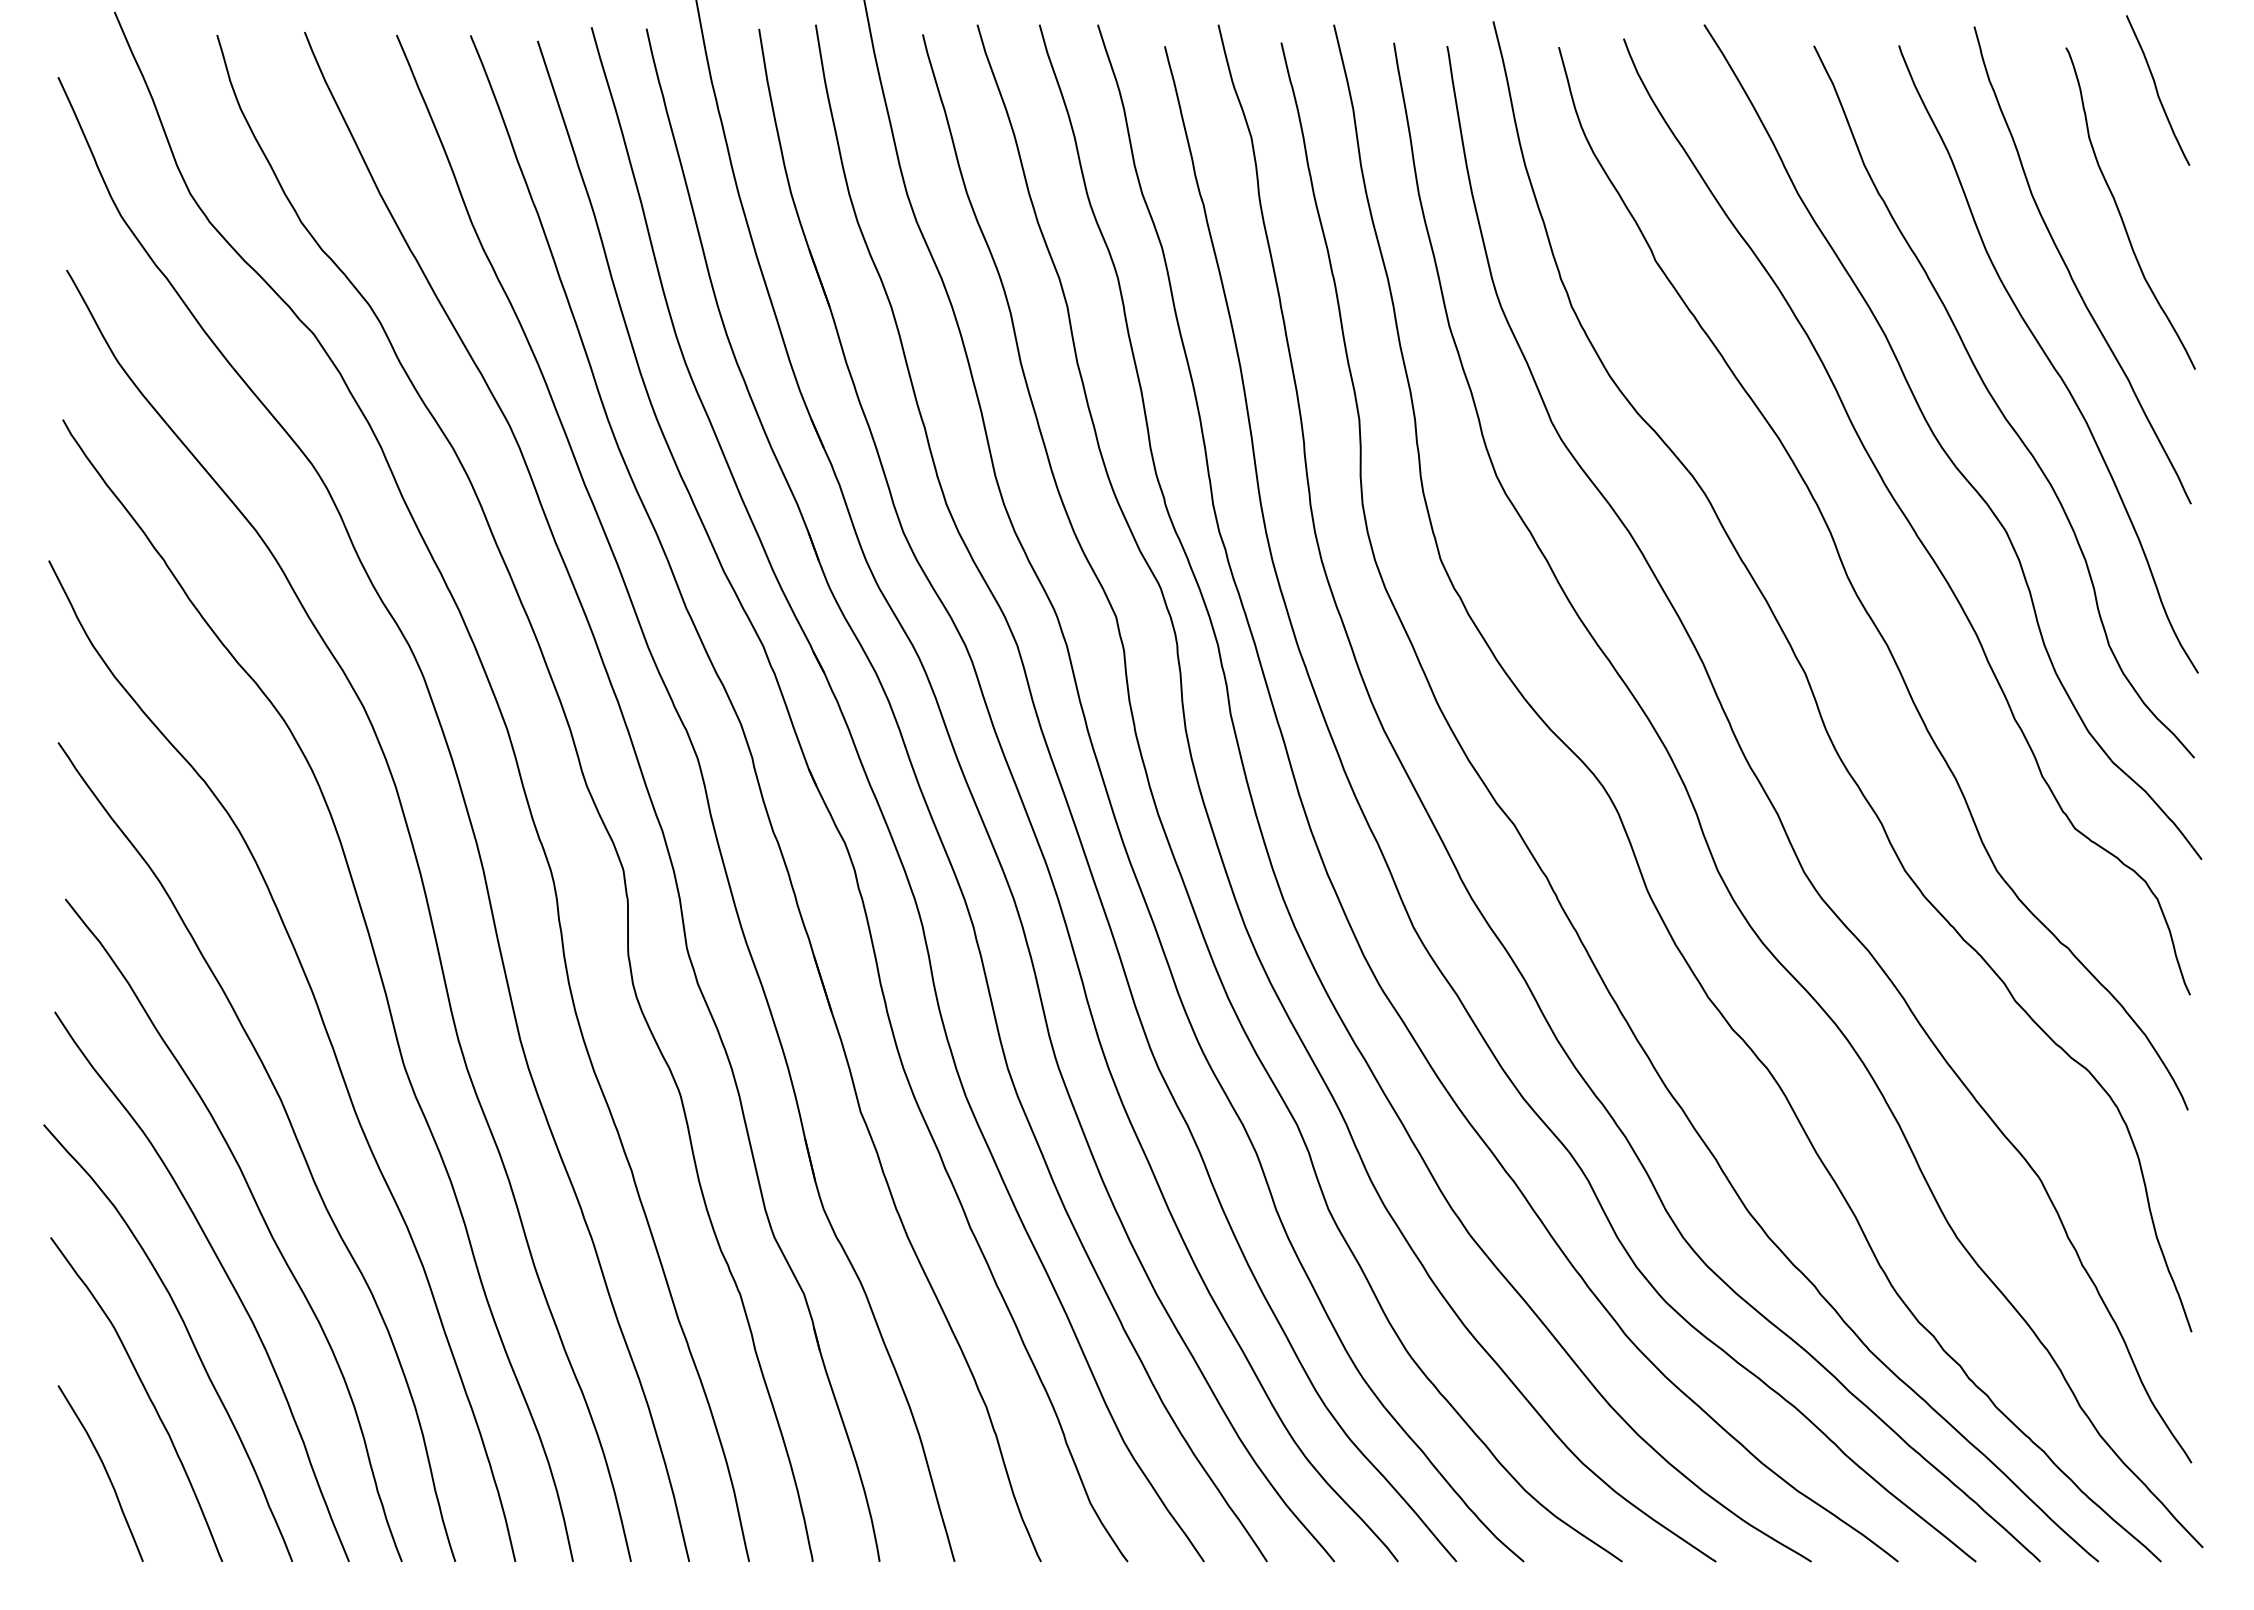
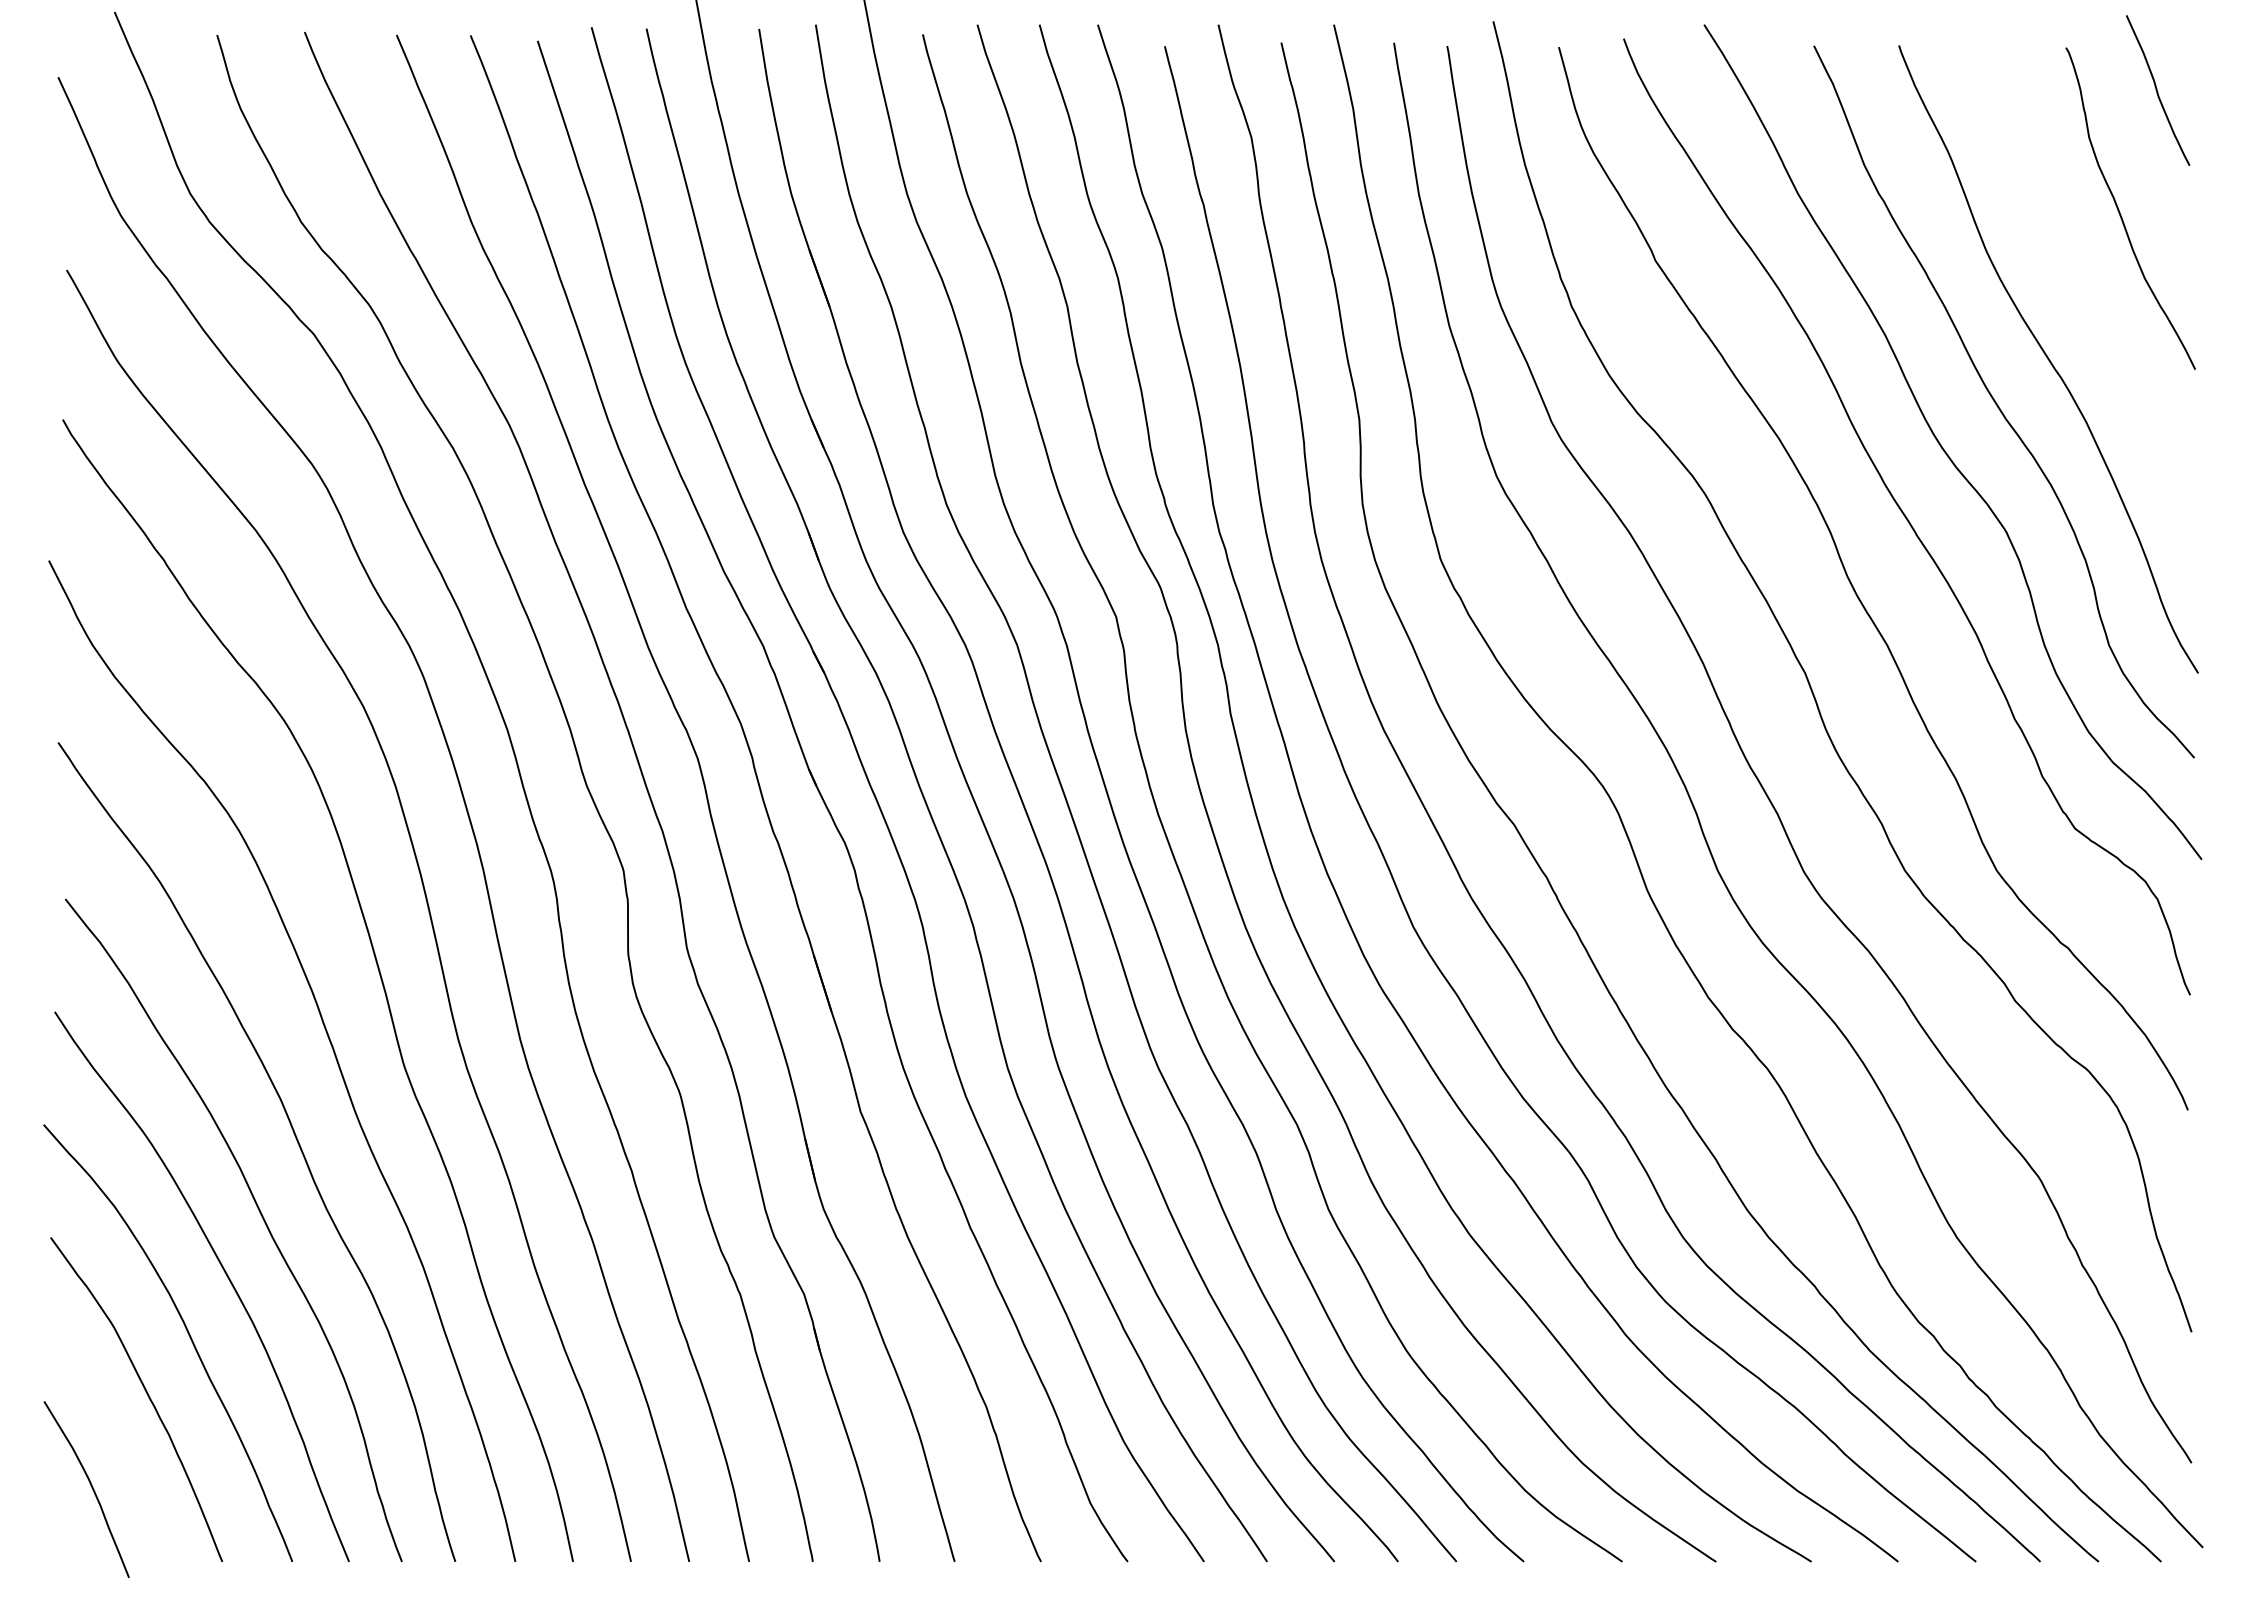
curve: present -> none (2070, 272)
curve position: (105, 1472) -> (91, 1488) (91, 1488)
